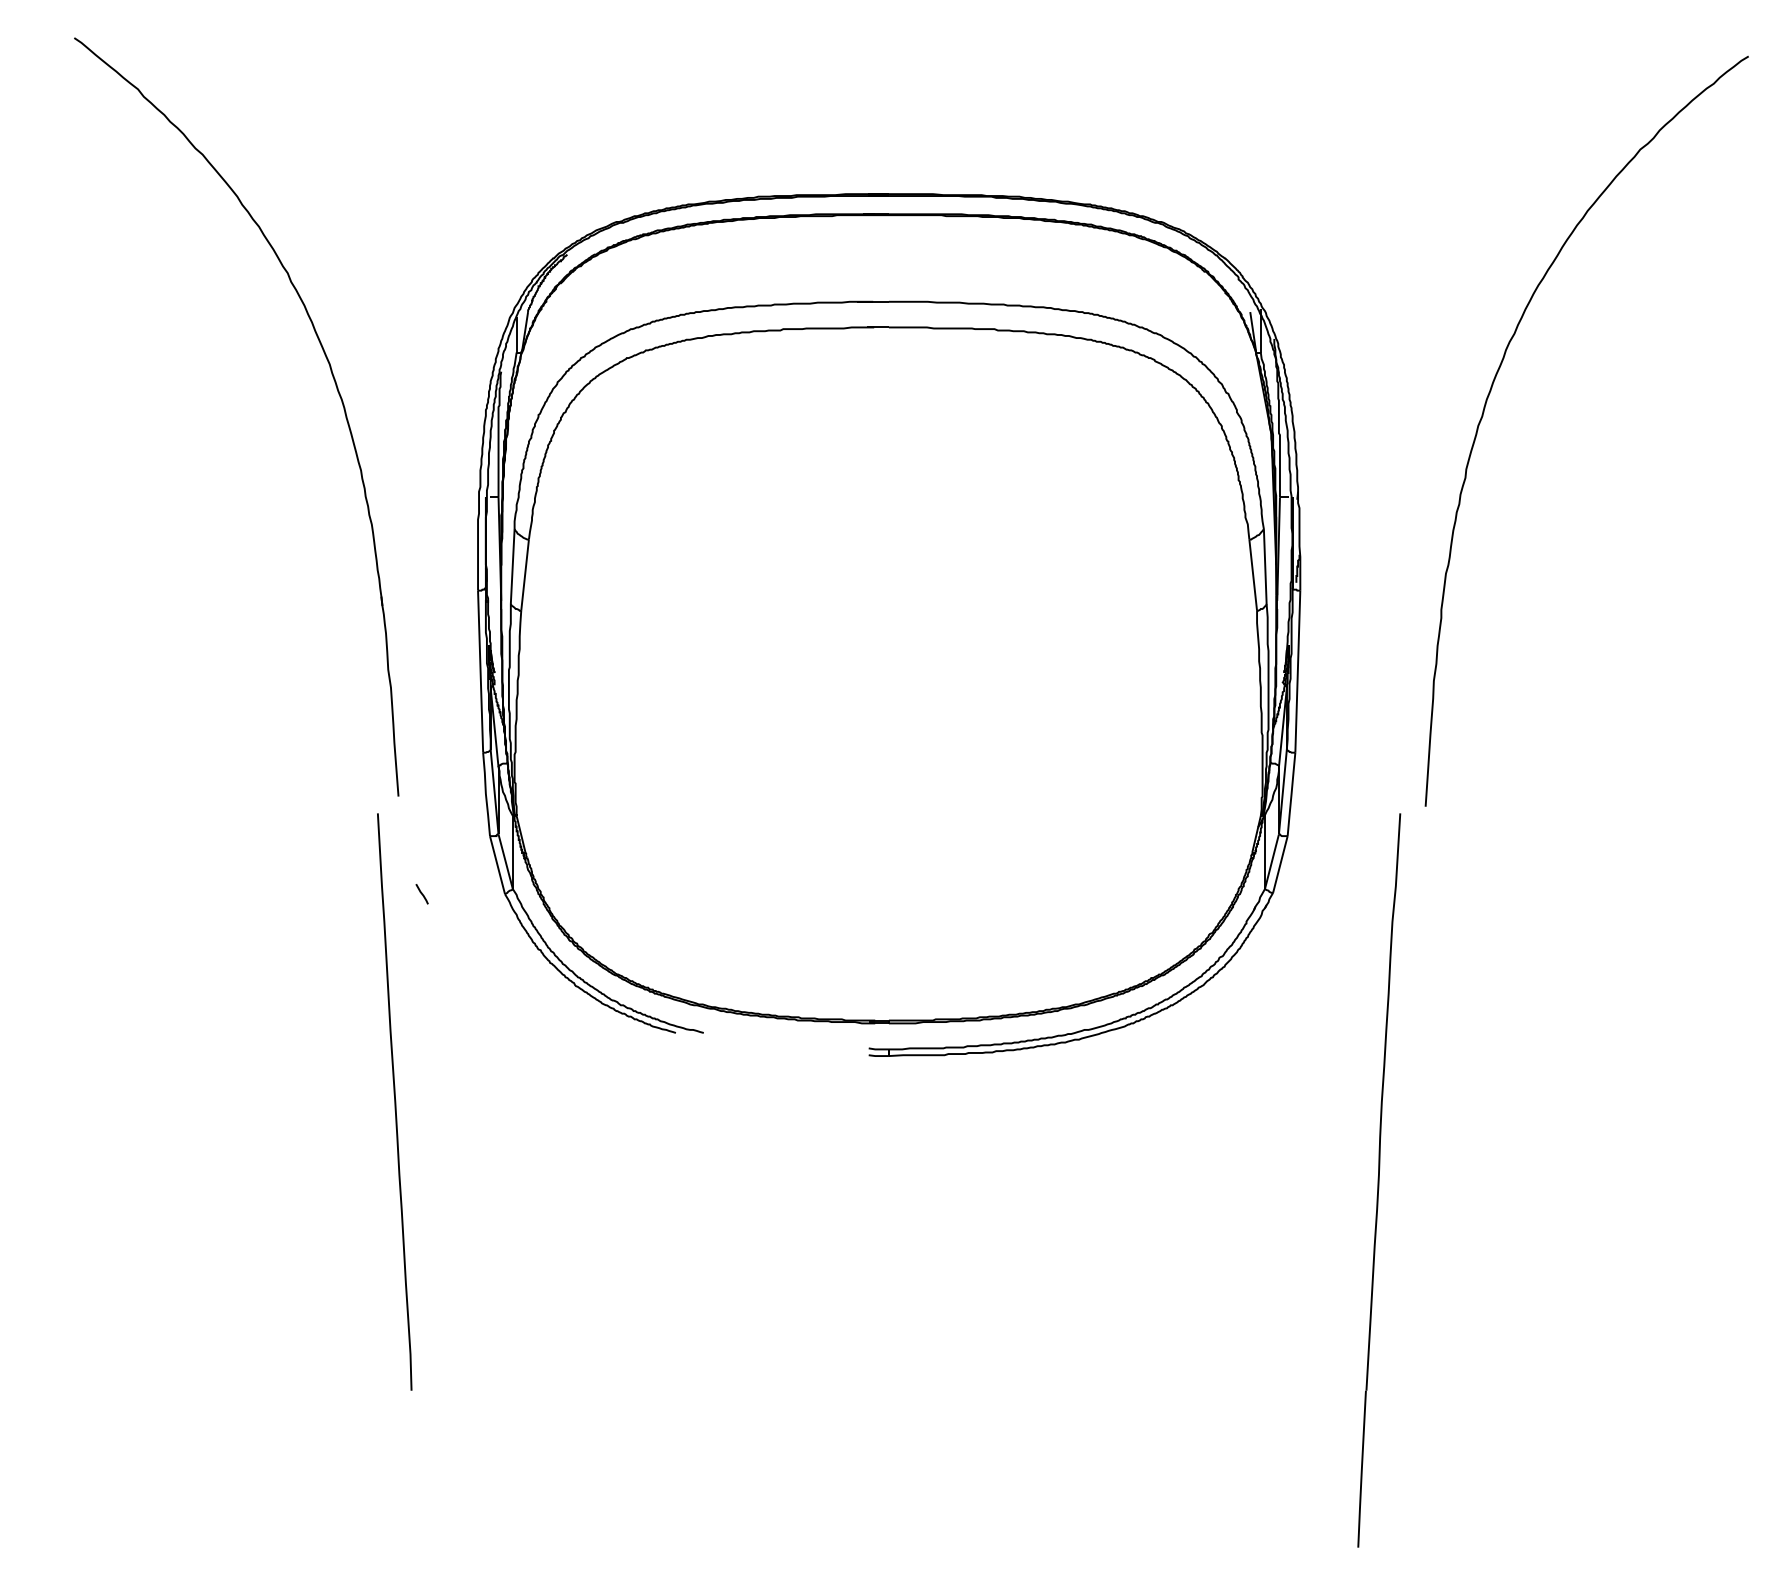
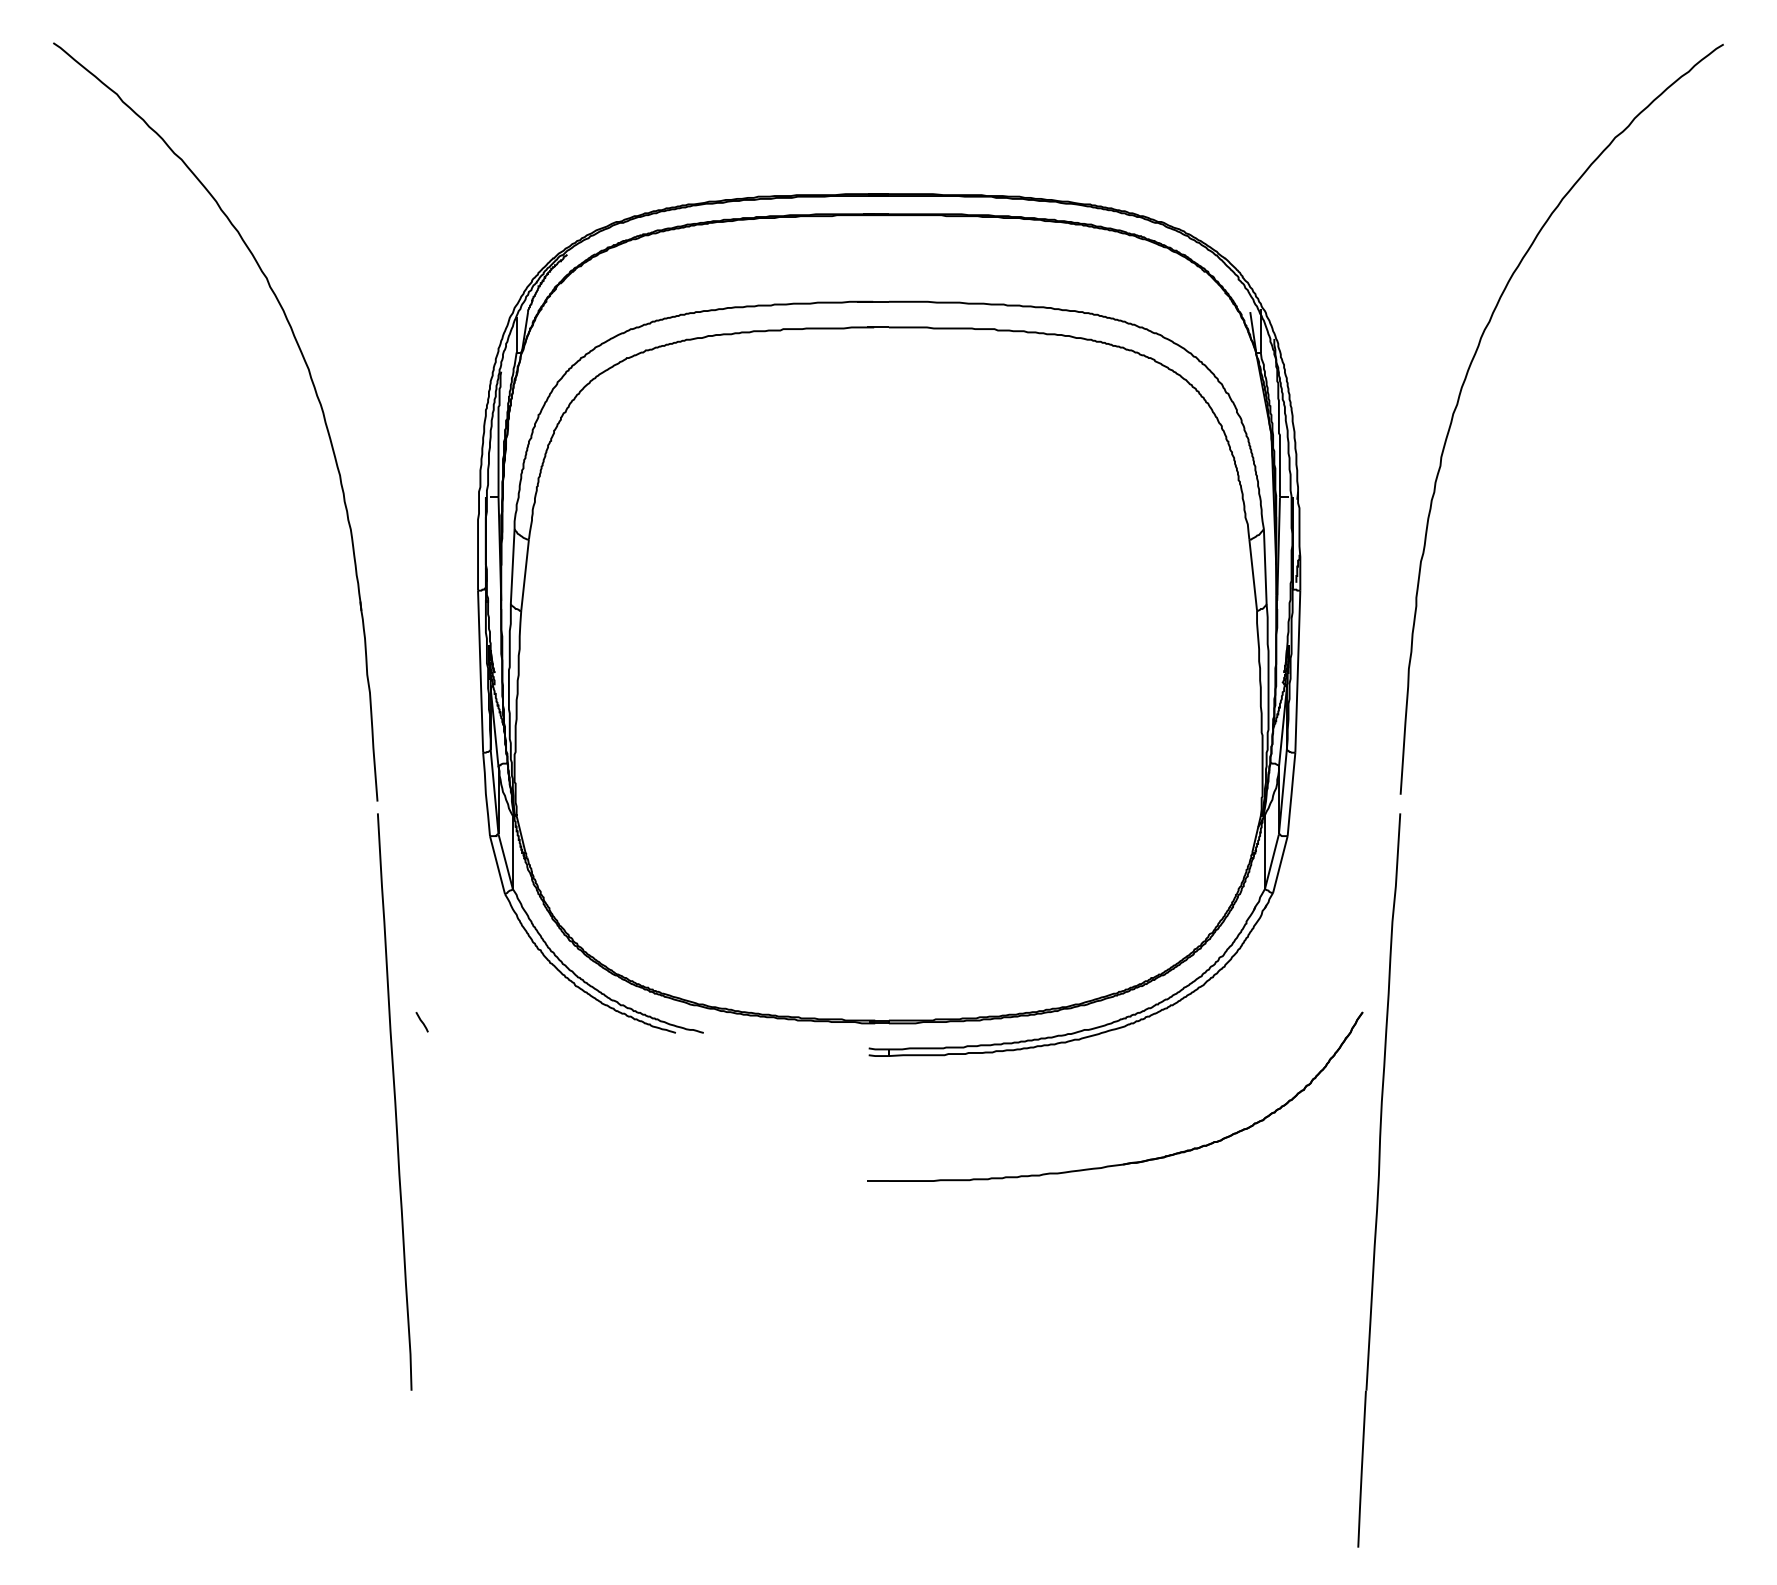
part position: (335, 386) -> (314, 391) (314, 391)
curve position: (1491, 391) -> (1466, 379) (1466, 379)
line position: (421, 894) -> (421, 1022) (421, 1022)
part: none -> present (1127, 1162)
